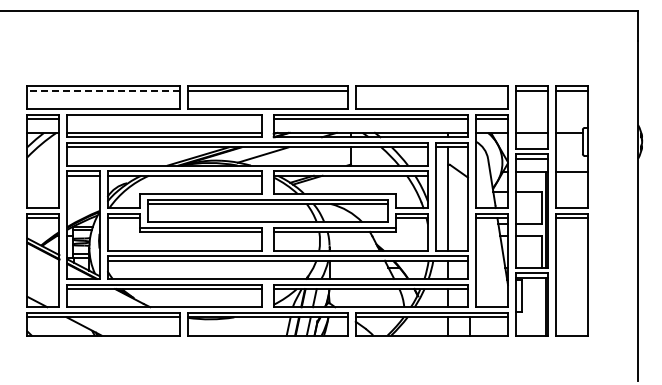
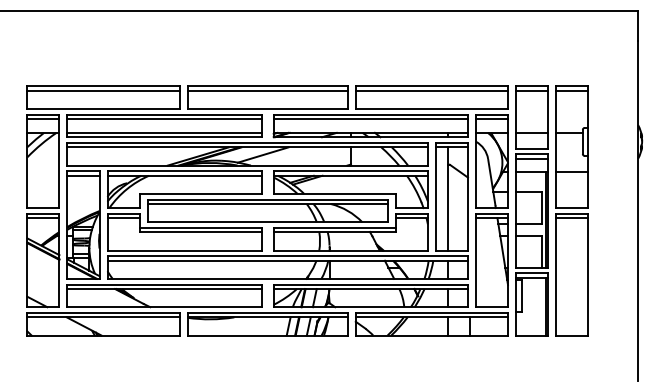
line: dashed -> solid (103, 90)
line: none -> present (431, 90)
line: none -> present (164, 119)
